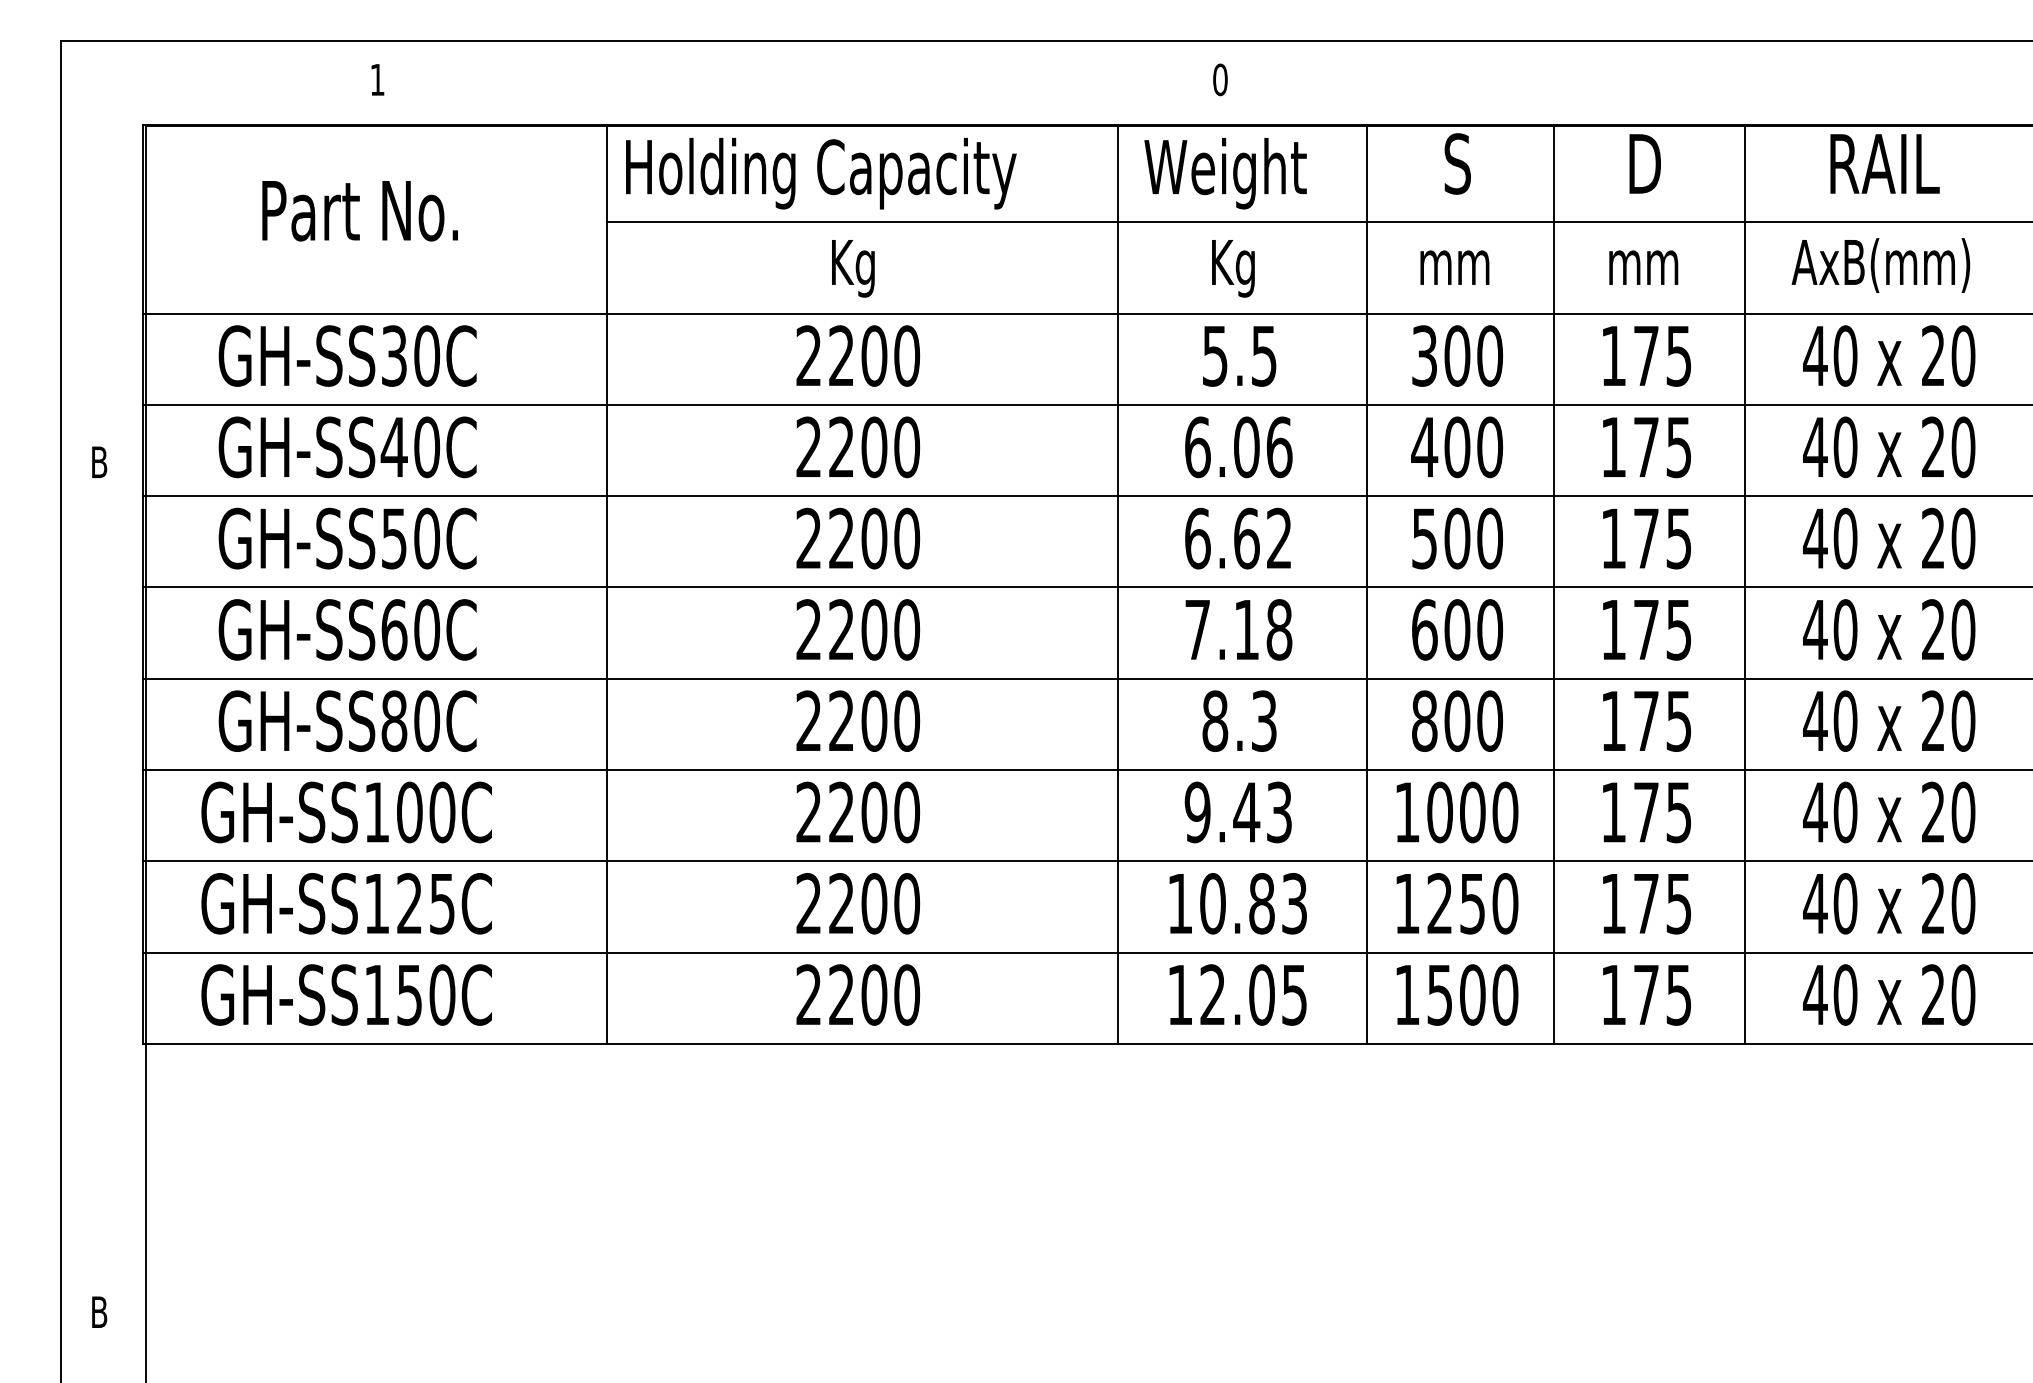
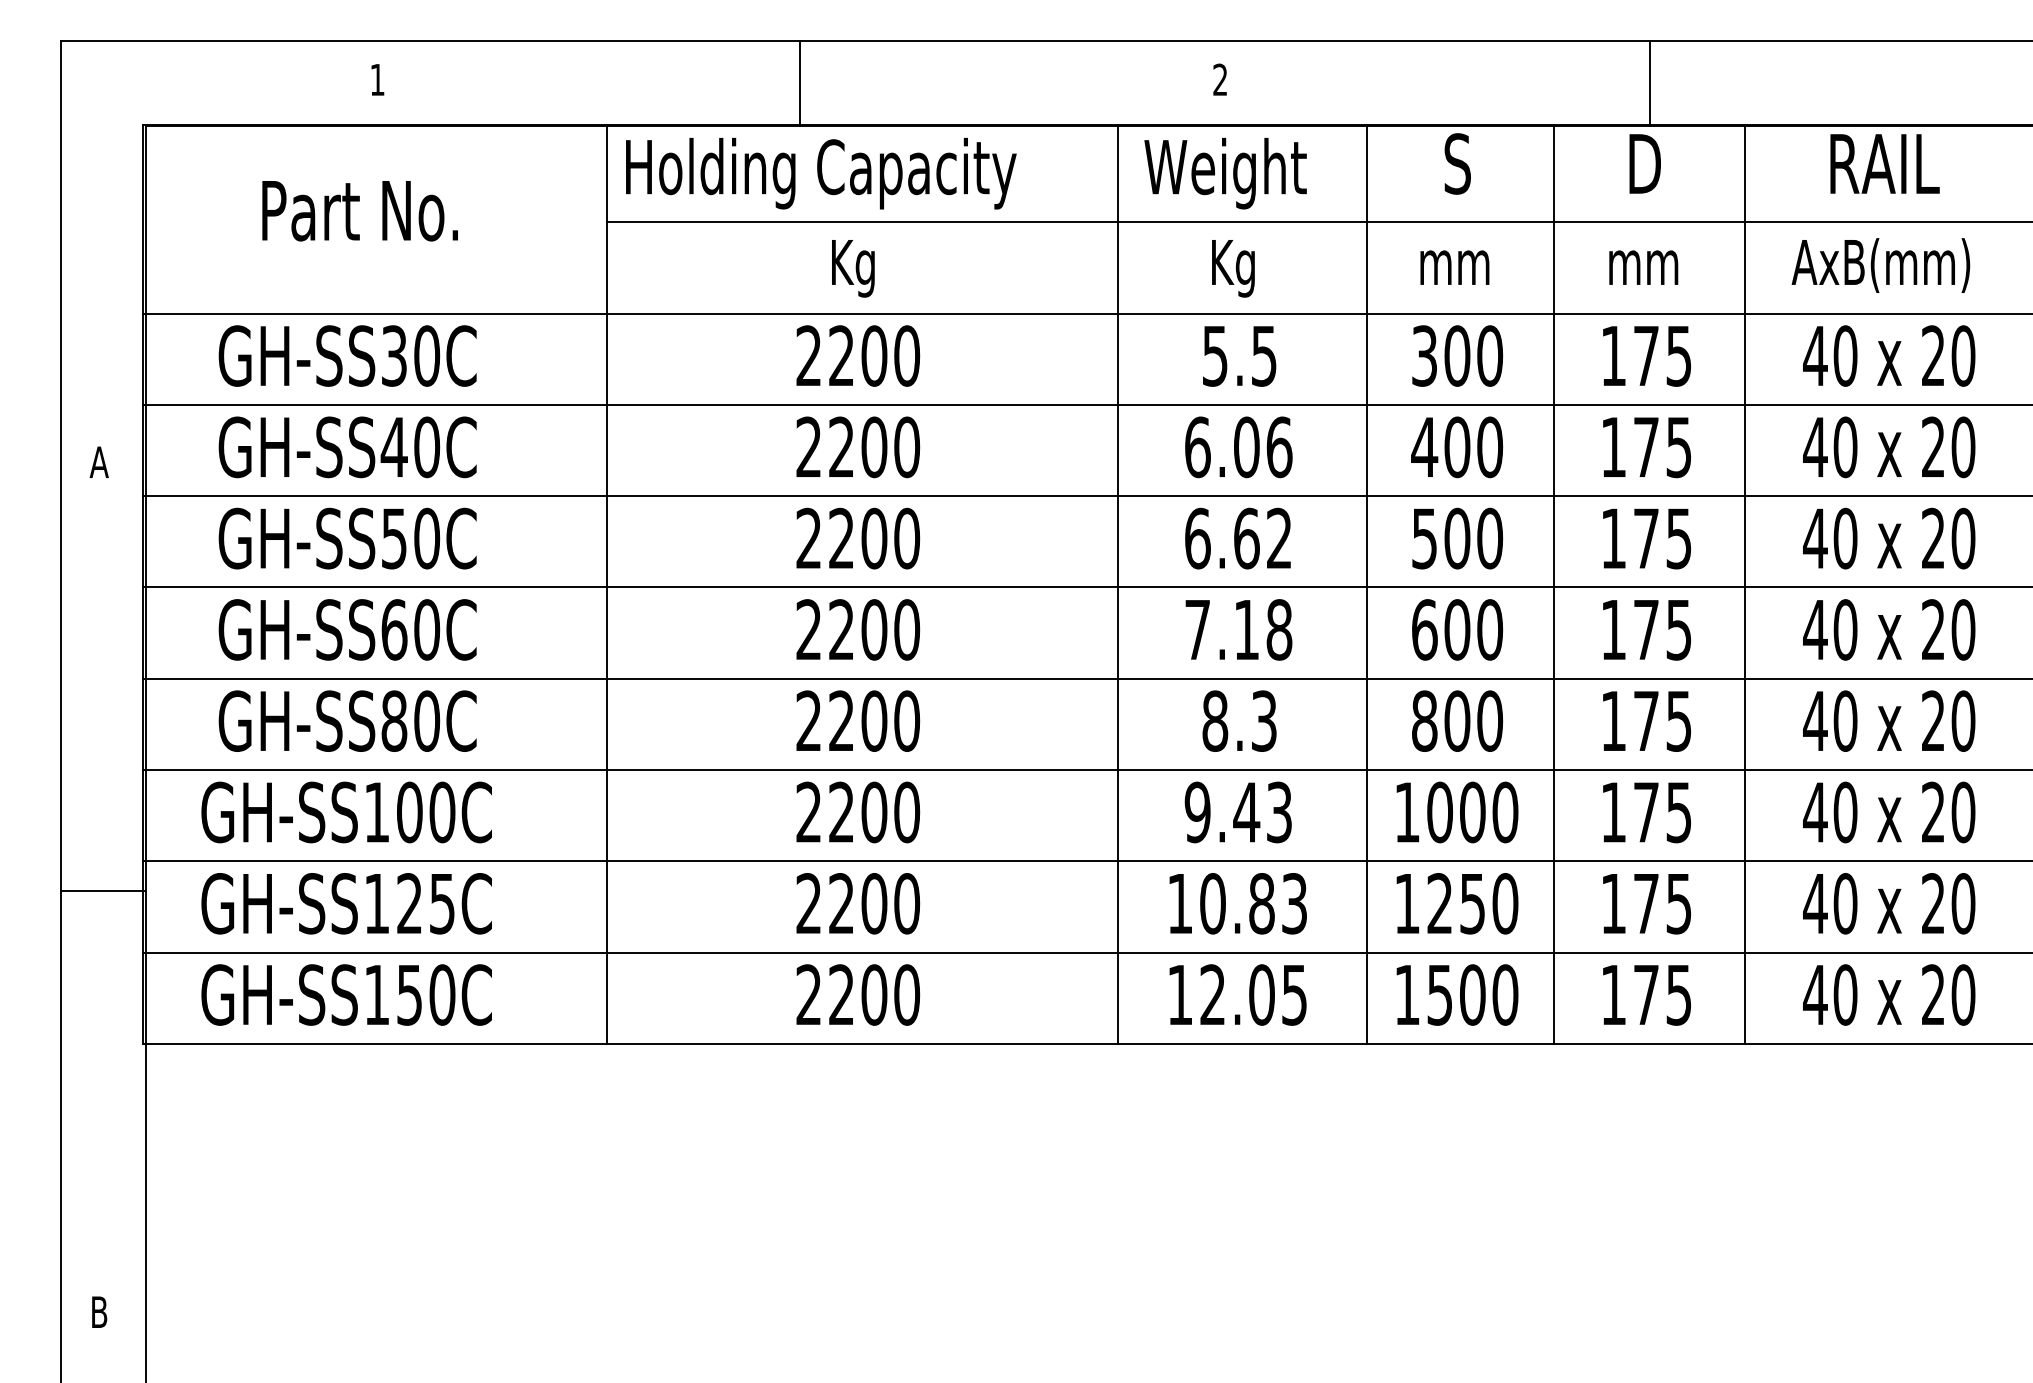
text: 0 -> 2 (1220, 79)
line: none -> present (800, 83)
line: none -> present (1650, 83)
text: B -> A (98, 461)
line: none -> present (102, 891)
